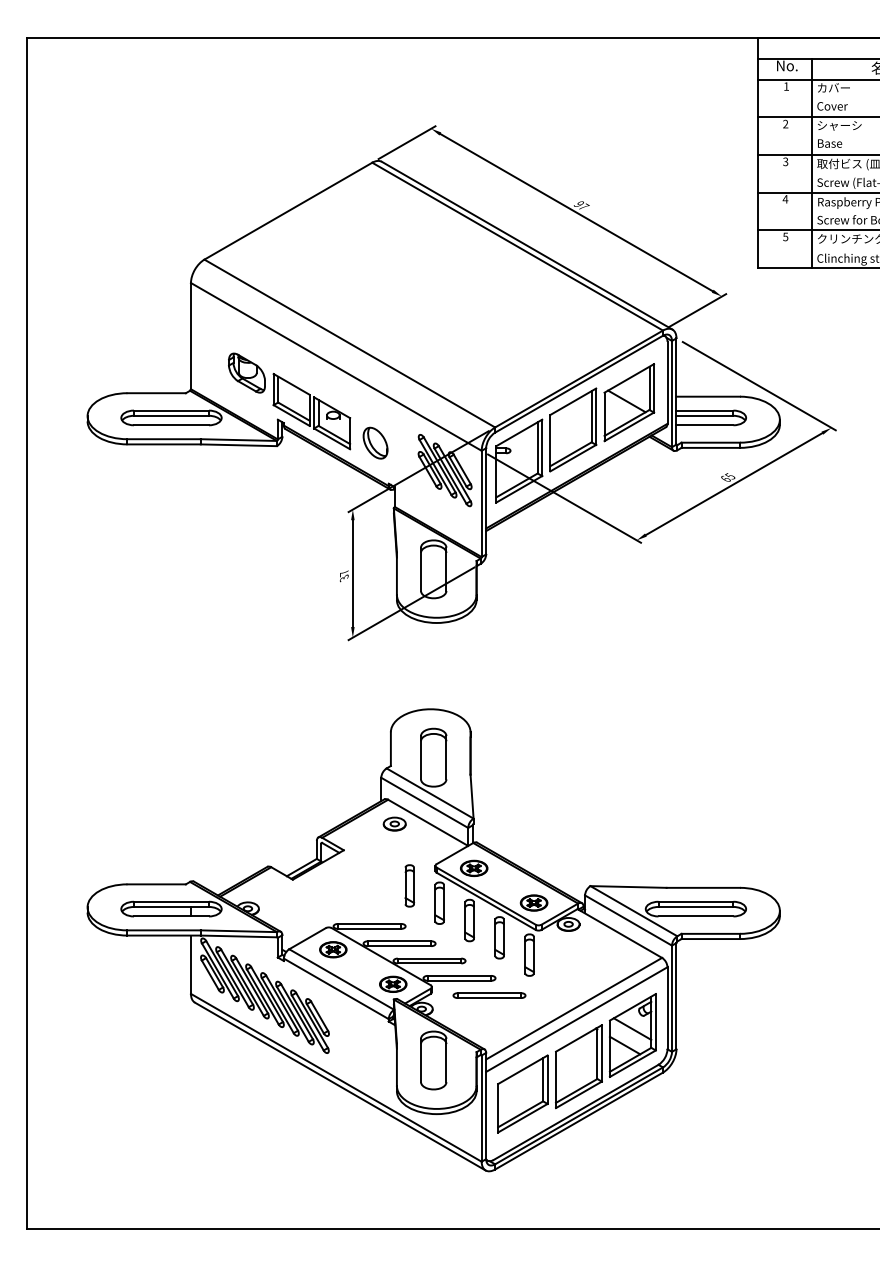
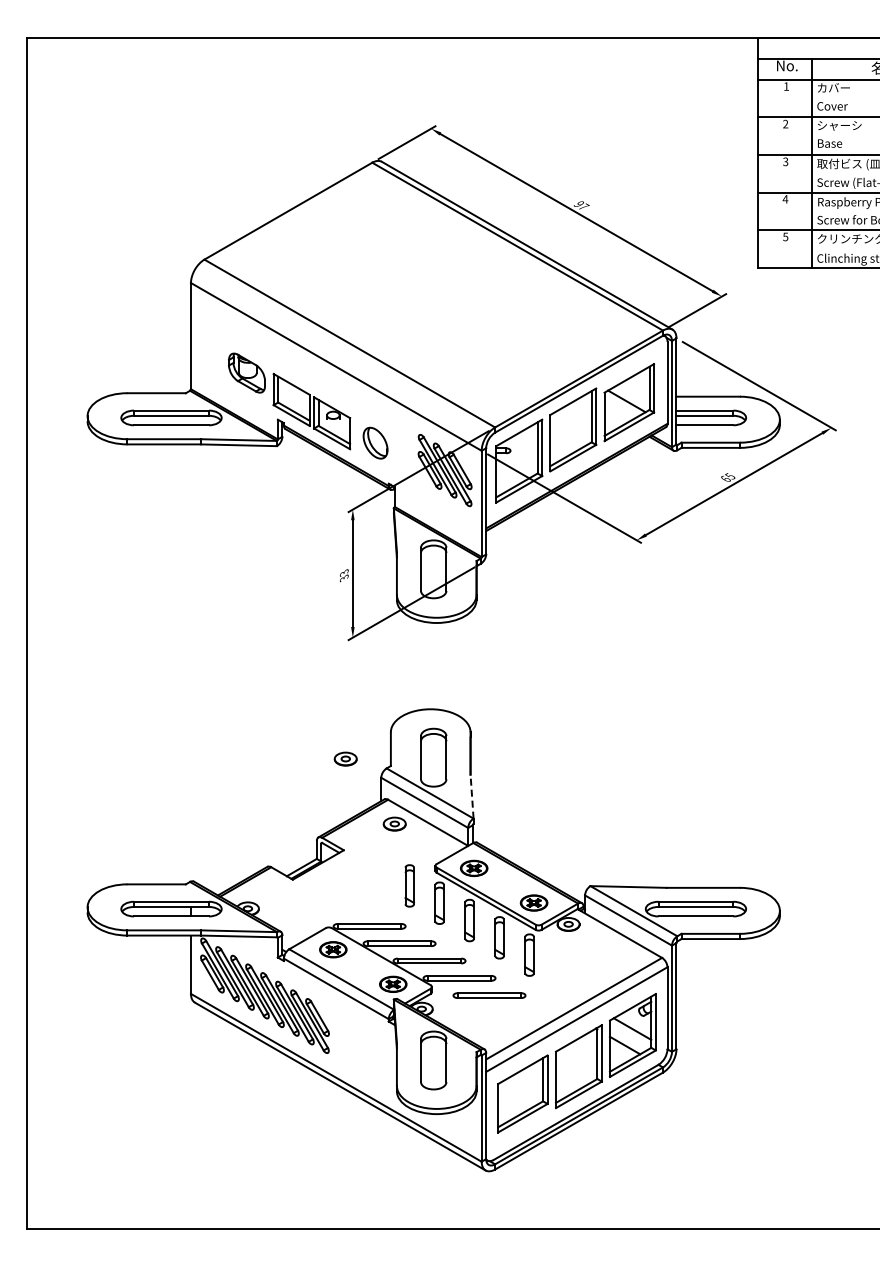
text: 37 -> 33 (343, 573)
part: none -> present (345, 758)
line: solid -> dashed (472, 796)
